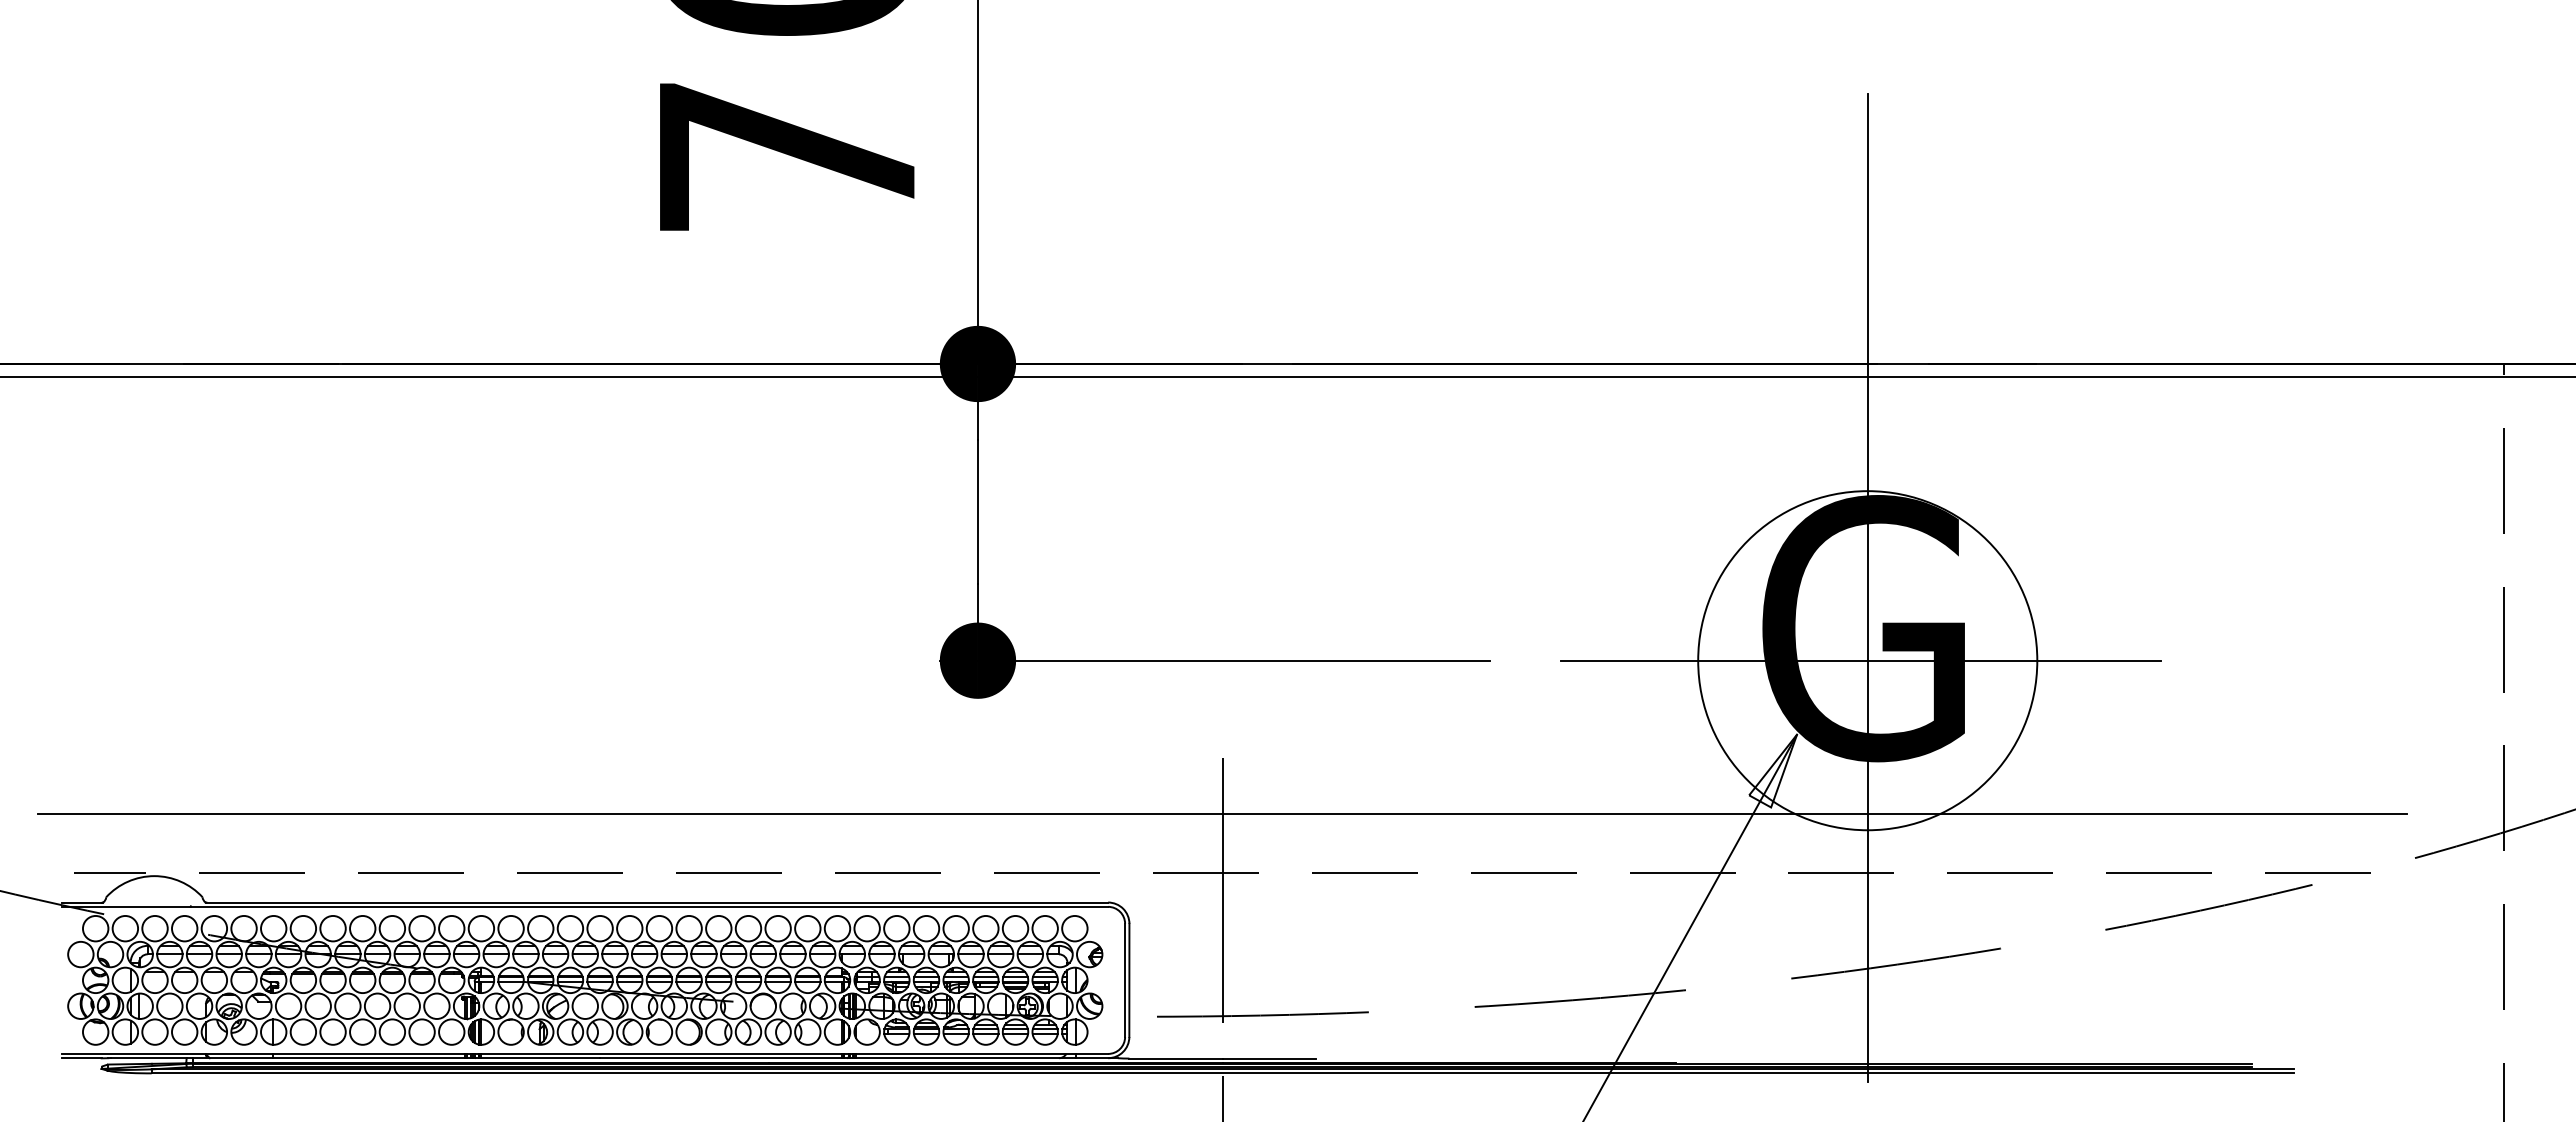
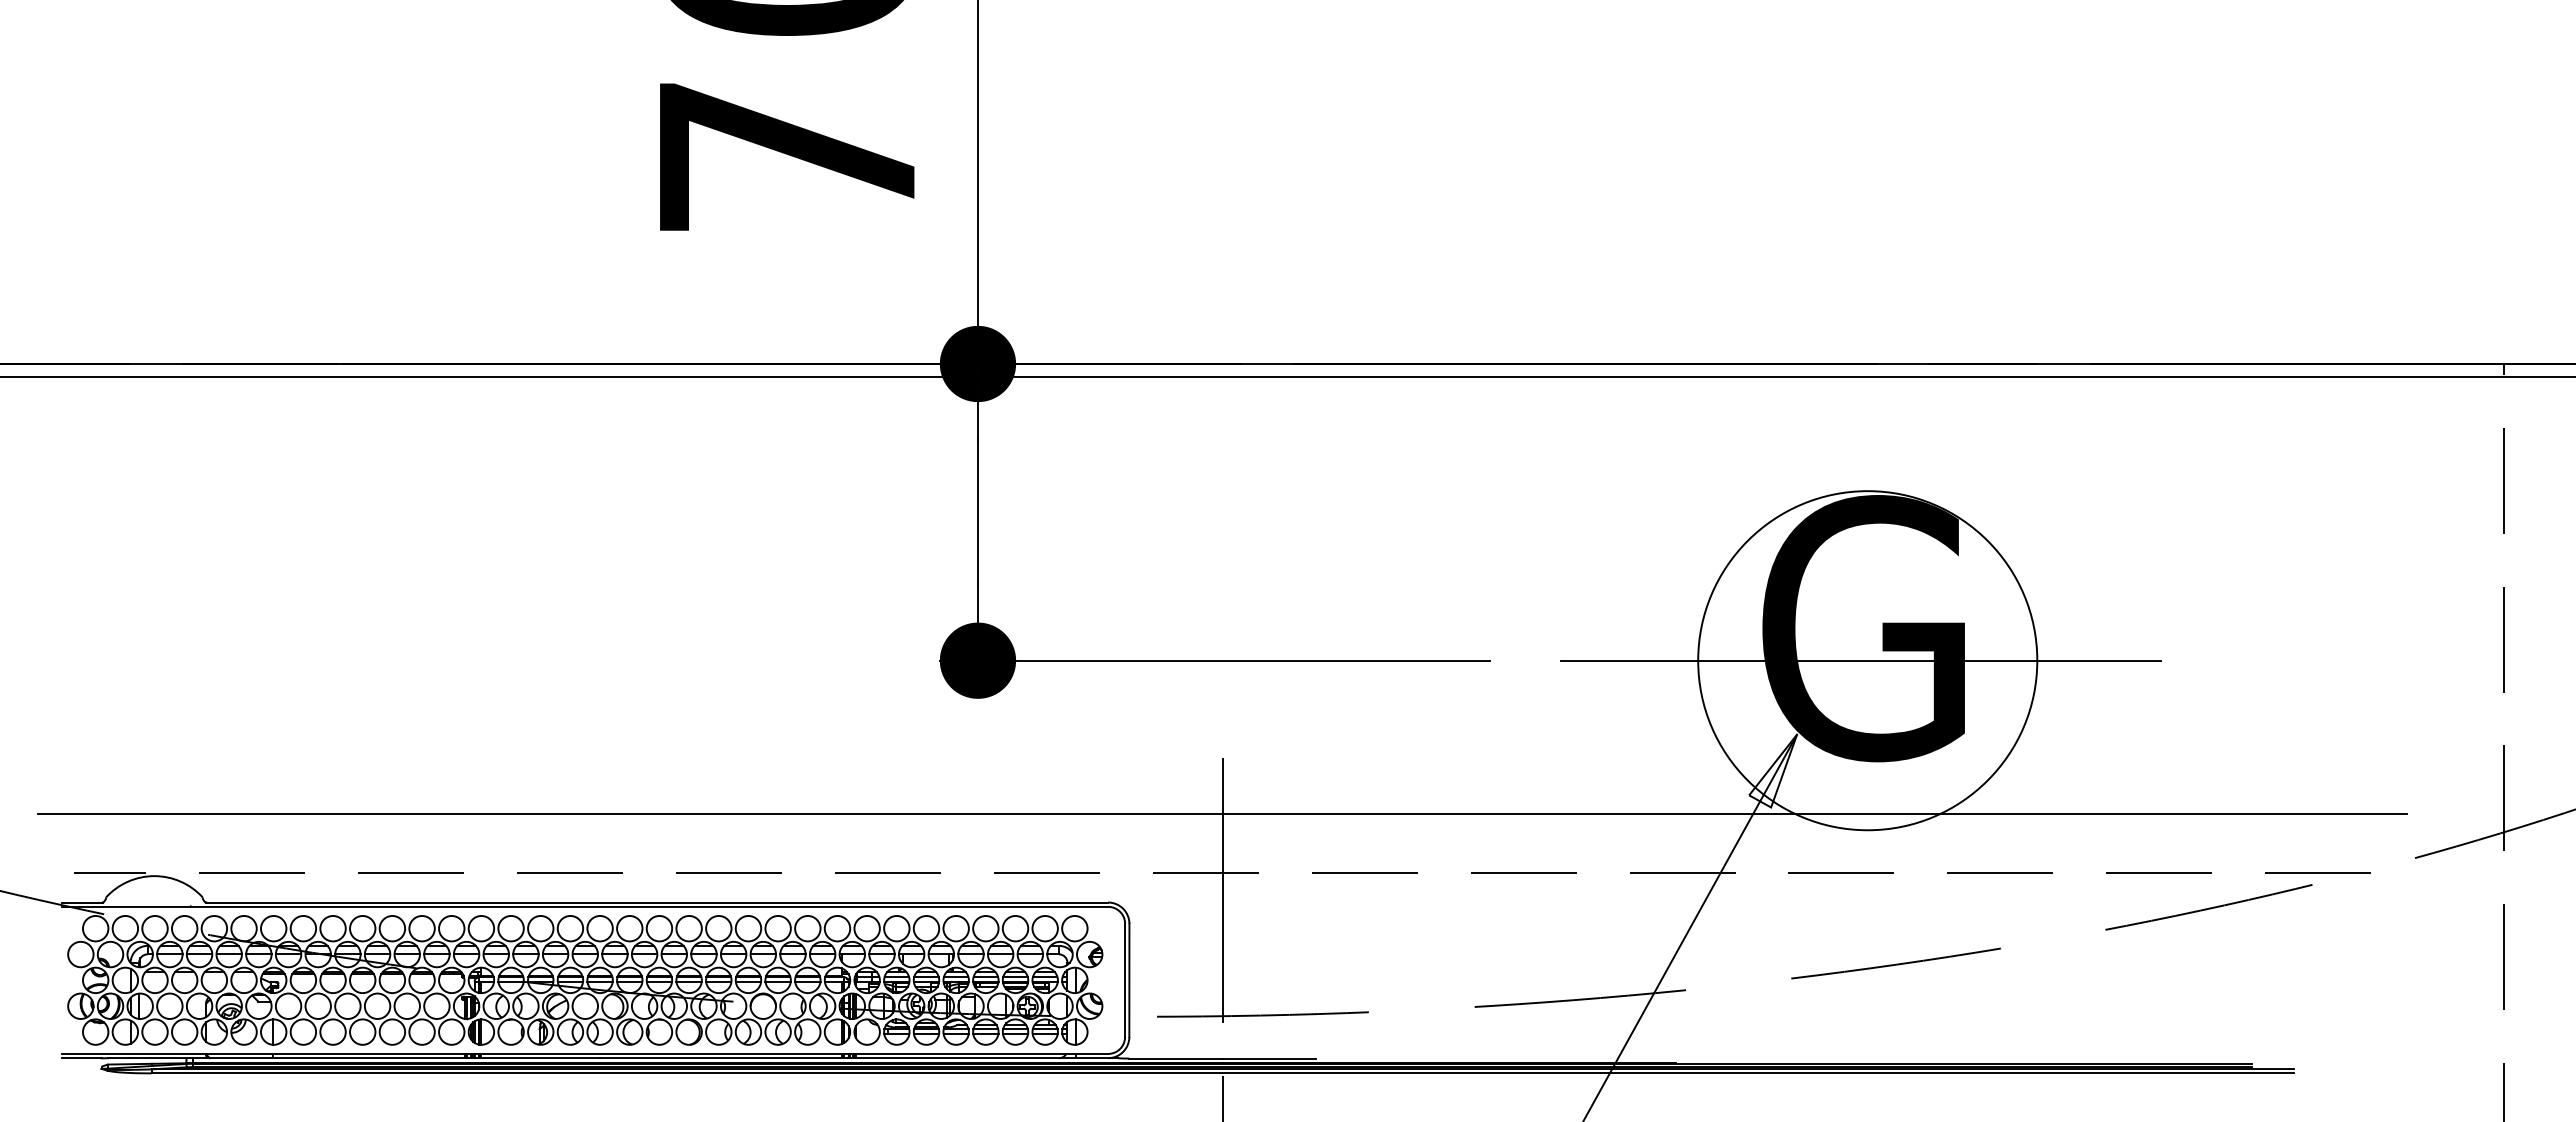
line: present -> none (1867, 588)
